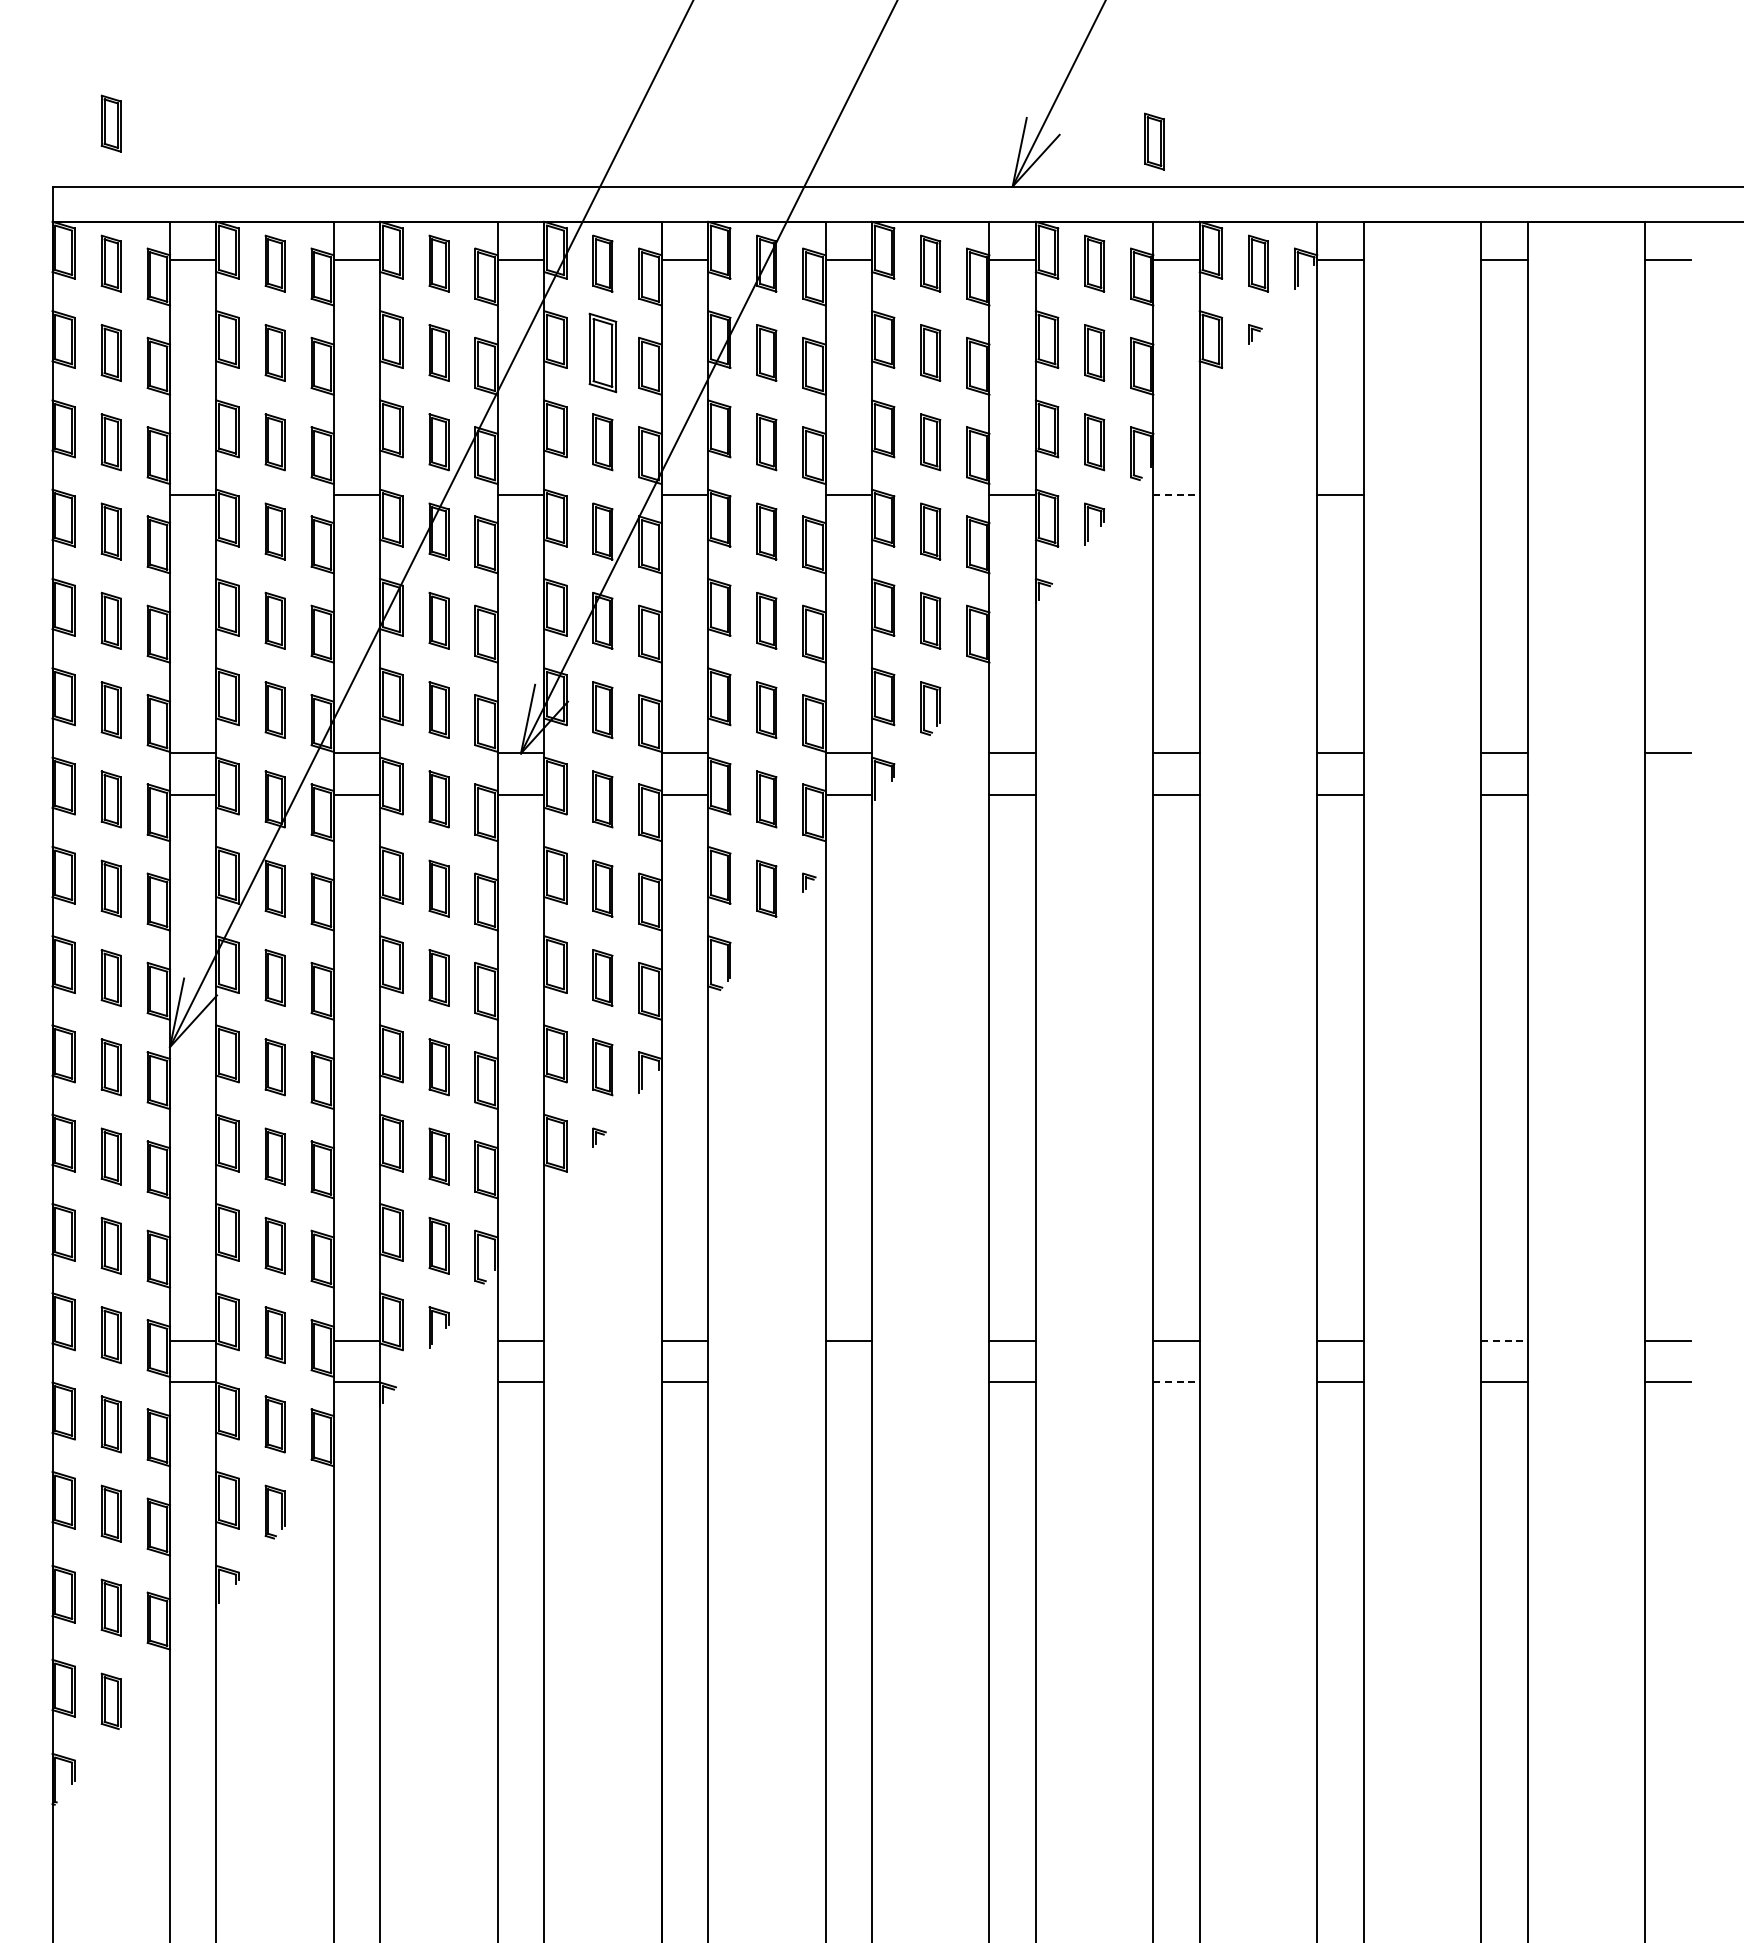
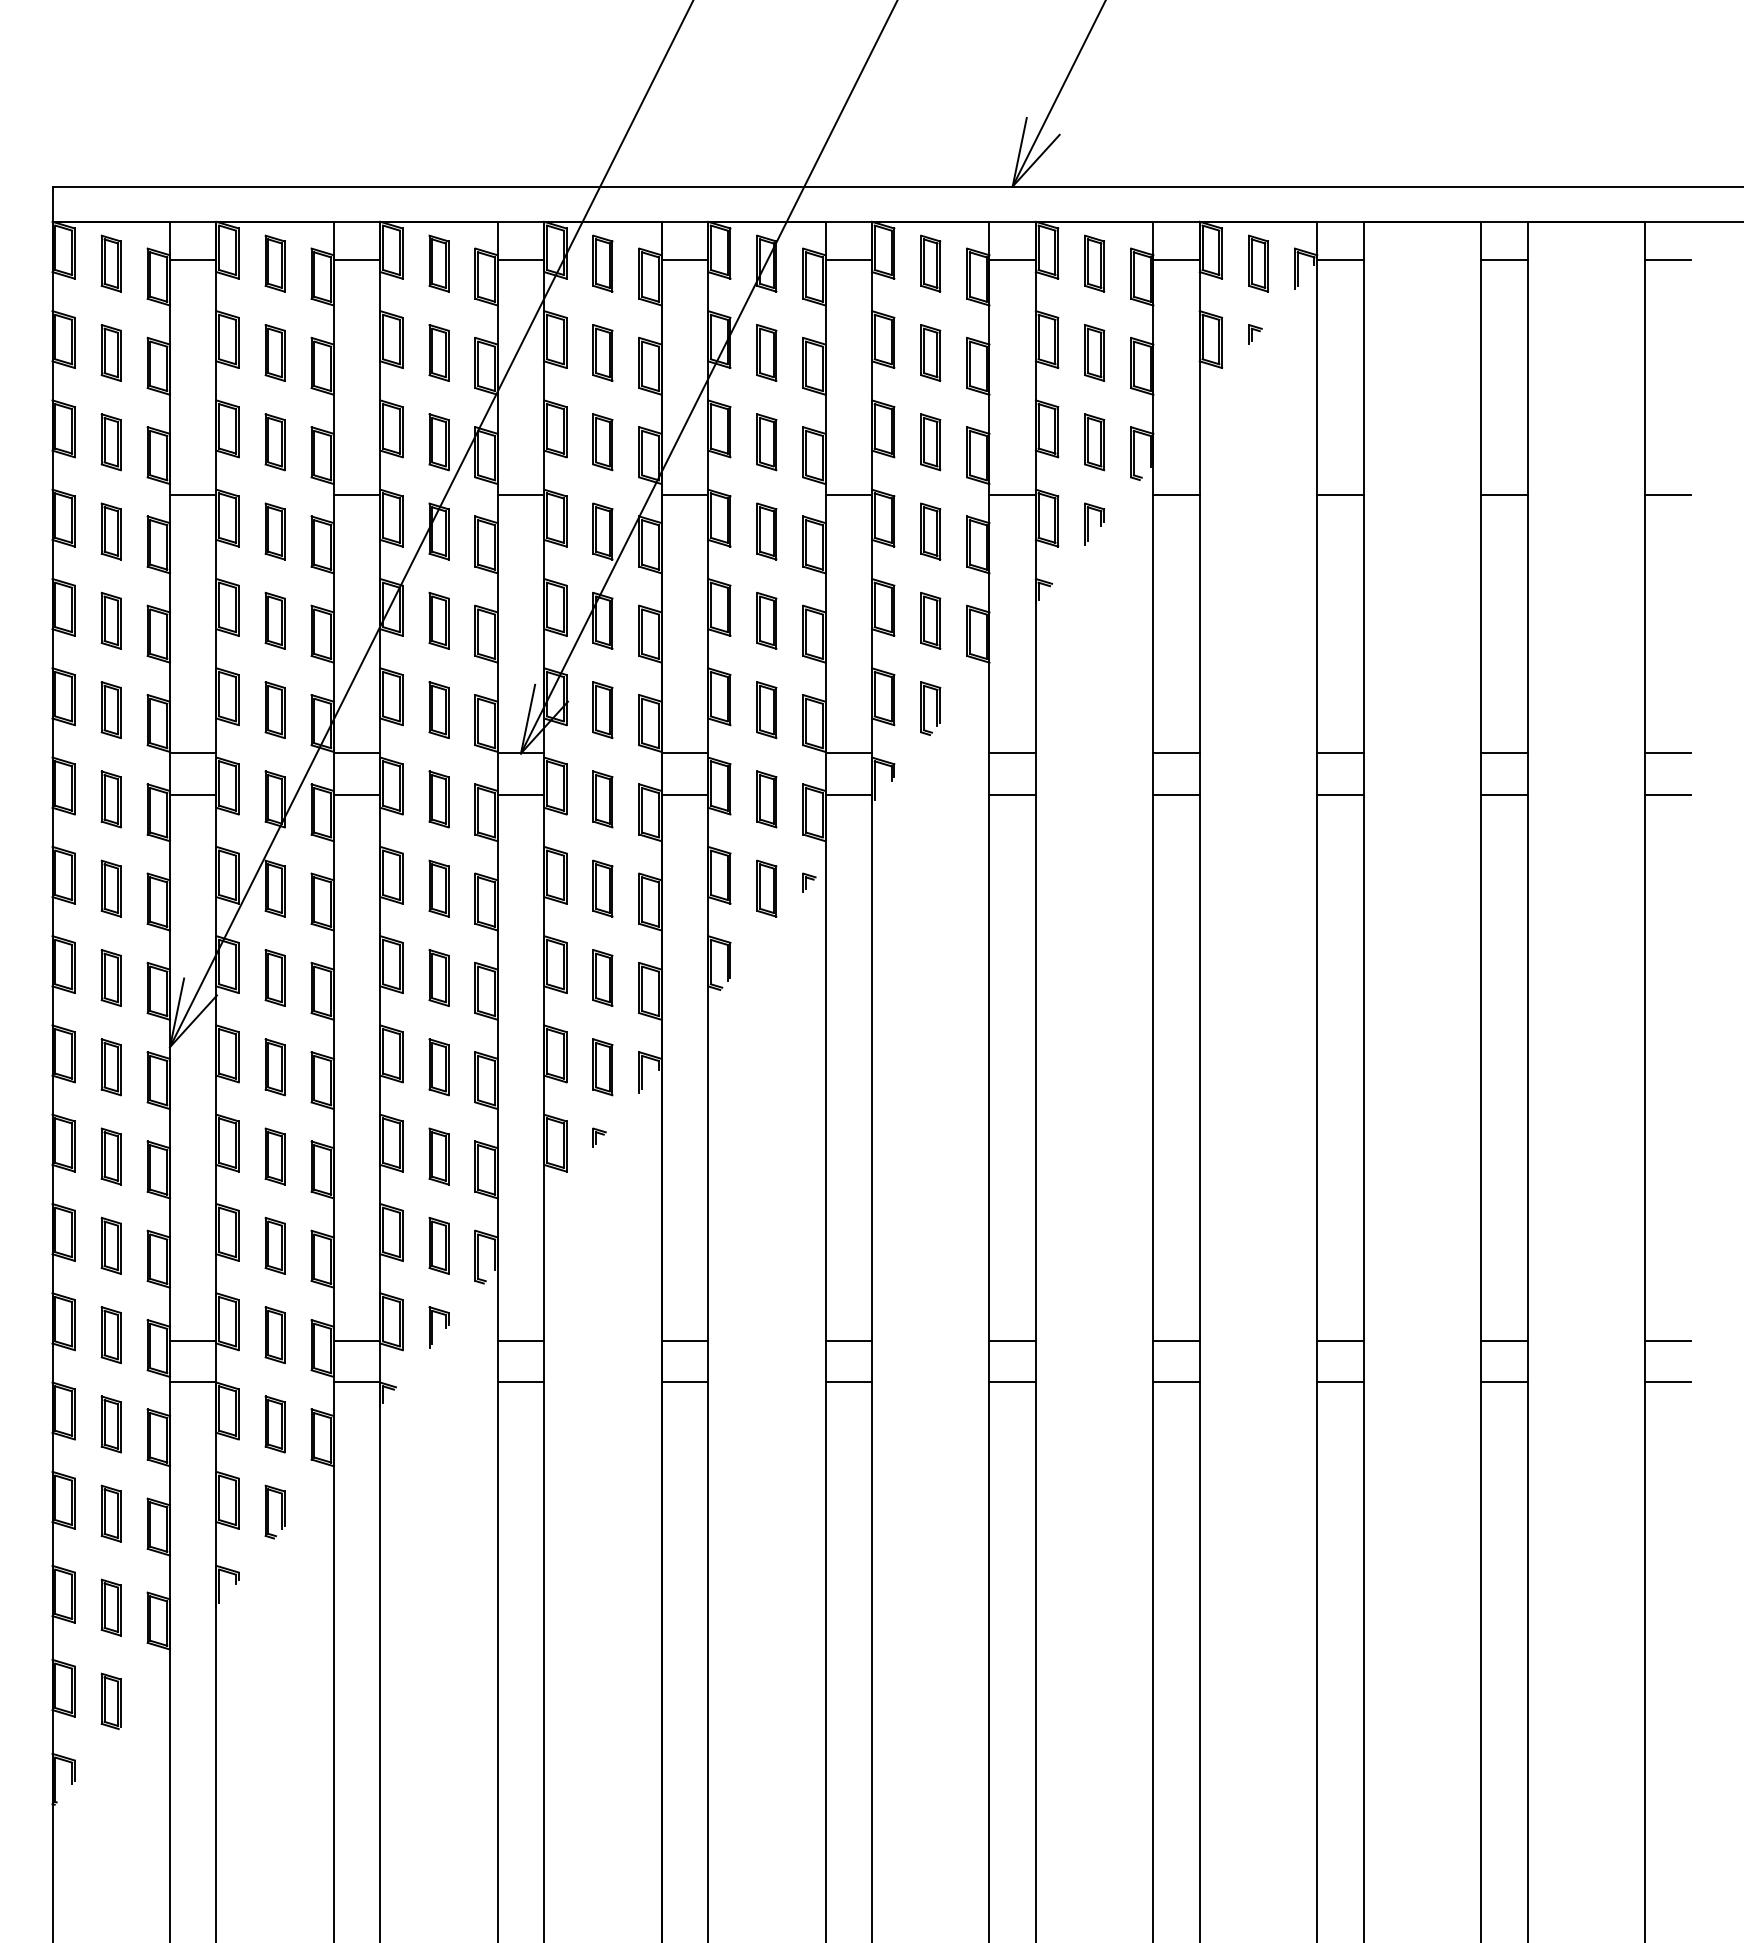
part: present -> none (110, 123)
part: present -> none (1154, 141)
part size: 30x82 px -> 22x58 px (602, 352)
line: dashed -> solid (1177, 494)
line: none -> present (1504, 494)
line: none -> present (1668, 494)
line: none -> present (1668, 794)
line: dashed -> solid (1504, 1340)
line: none -> present (848, 1381)
line: dashed -> solid (1177, 1381)
